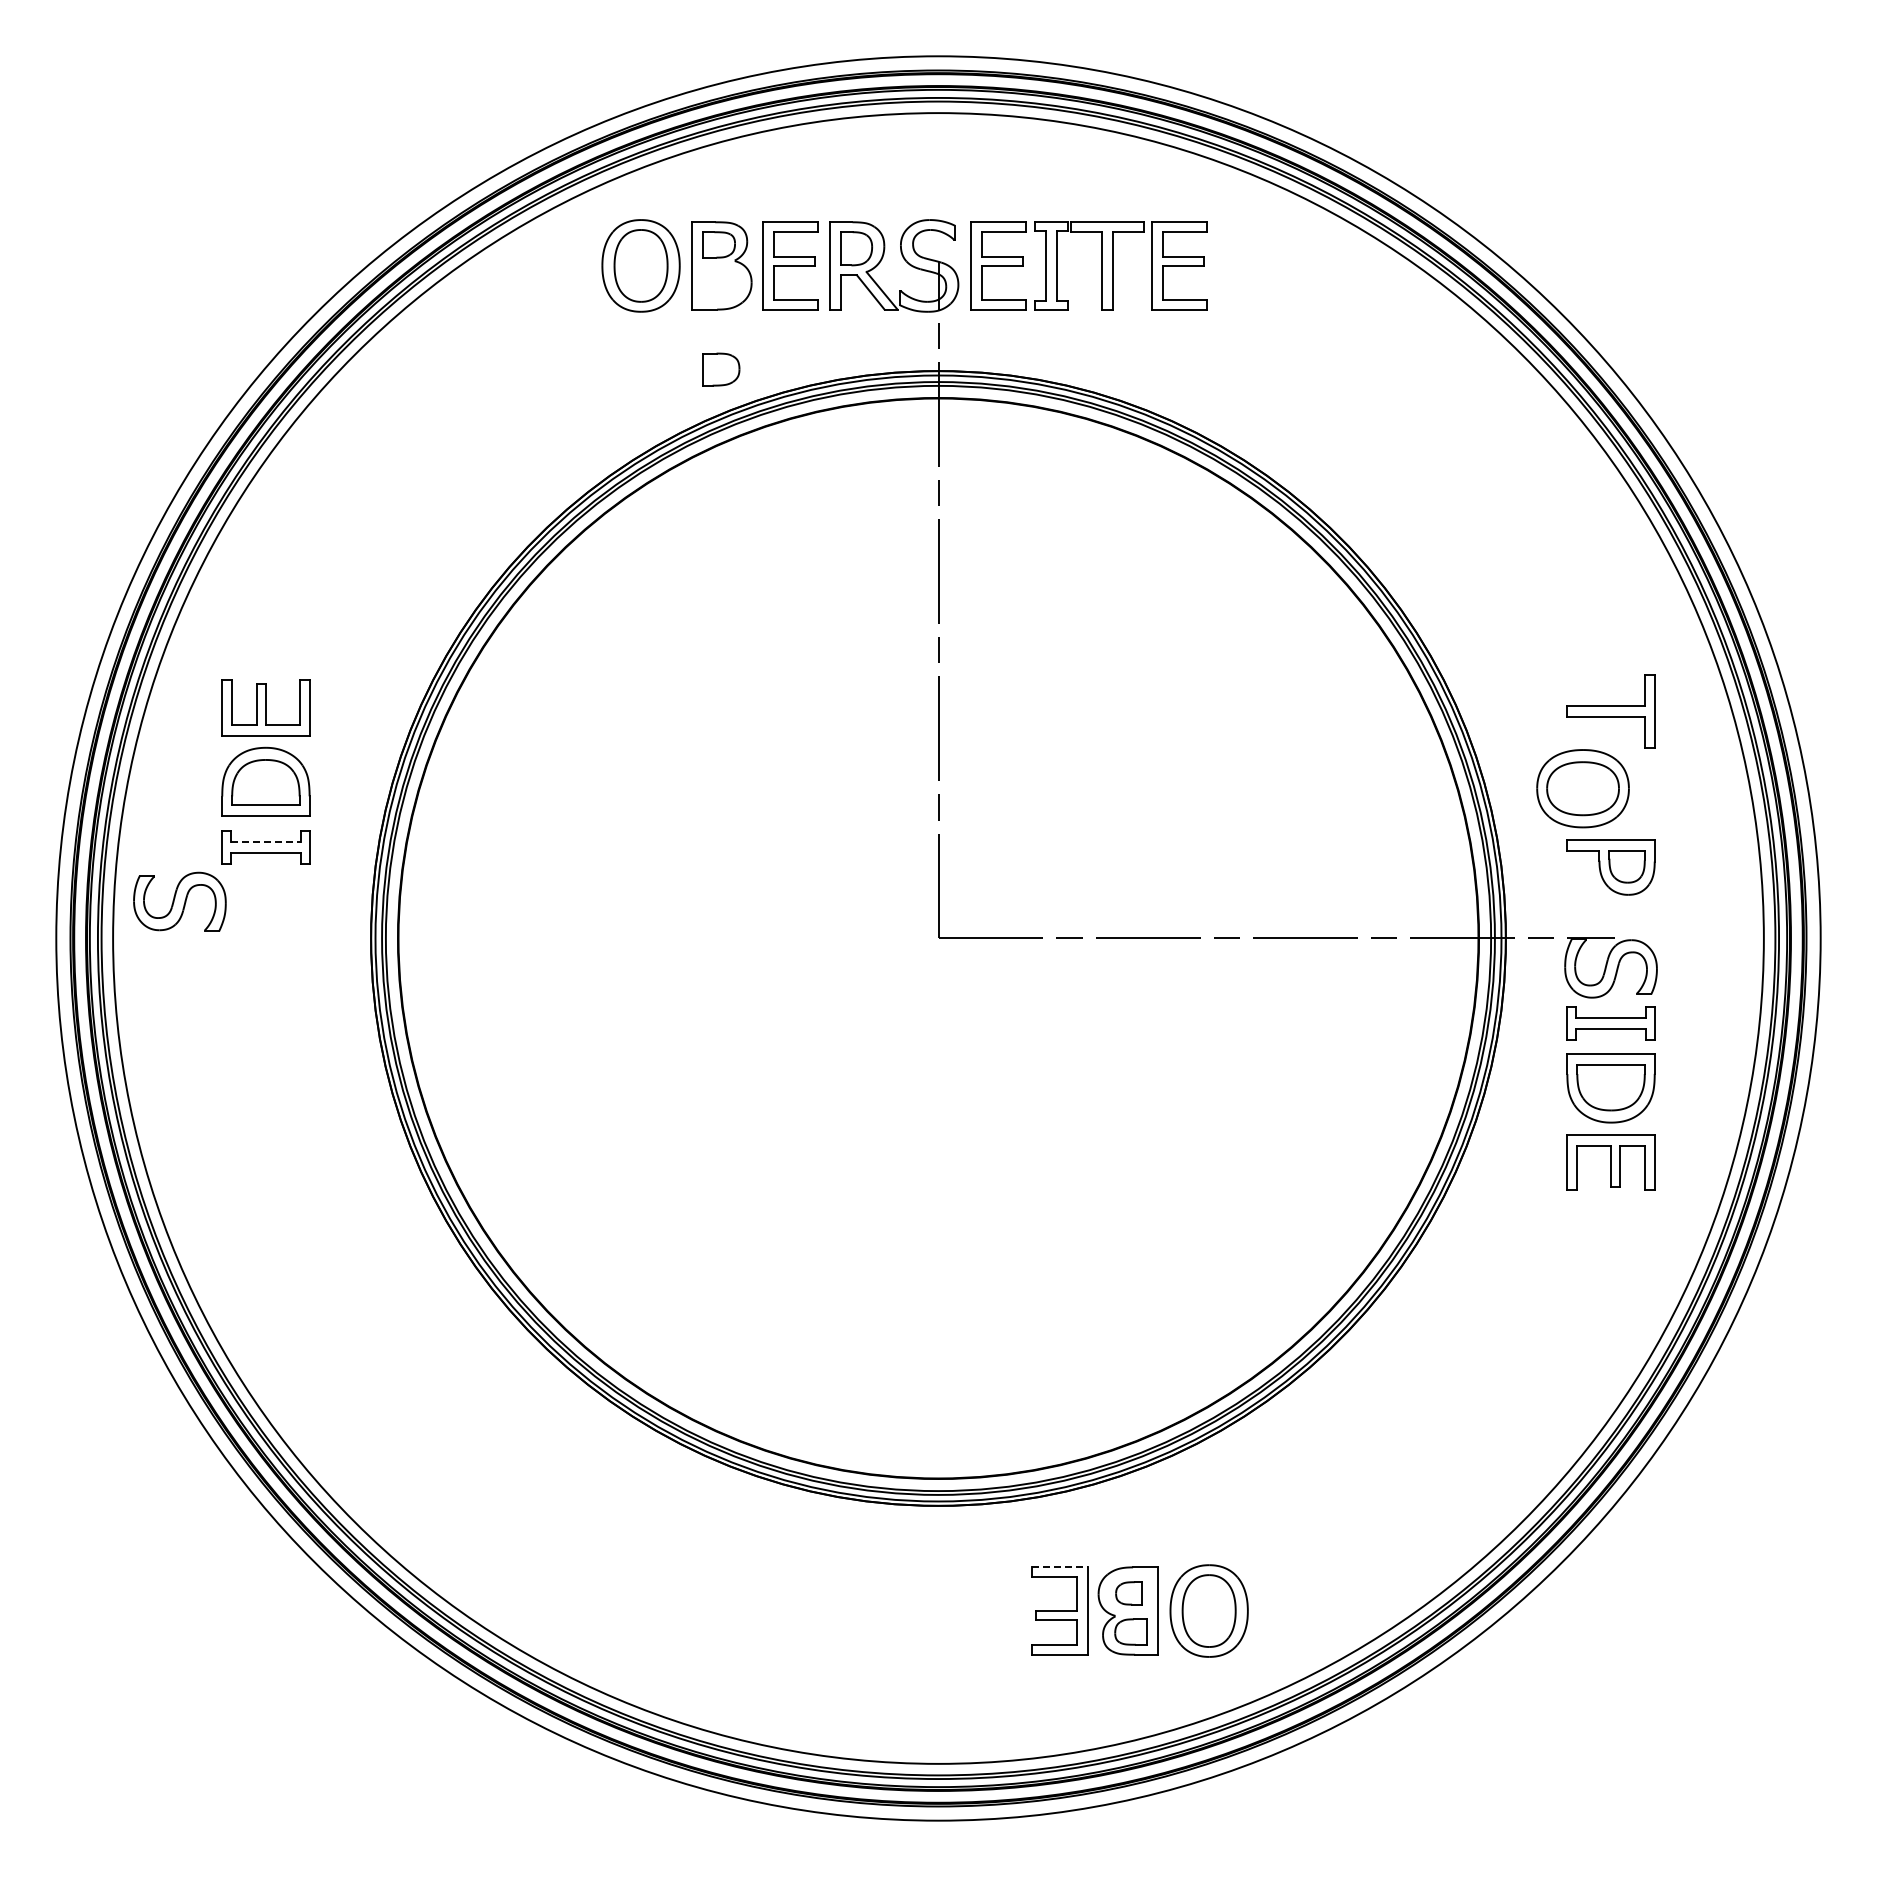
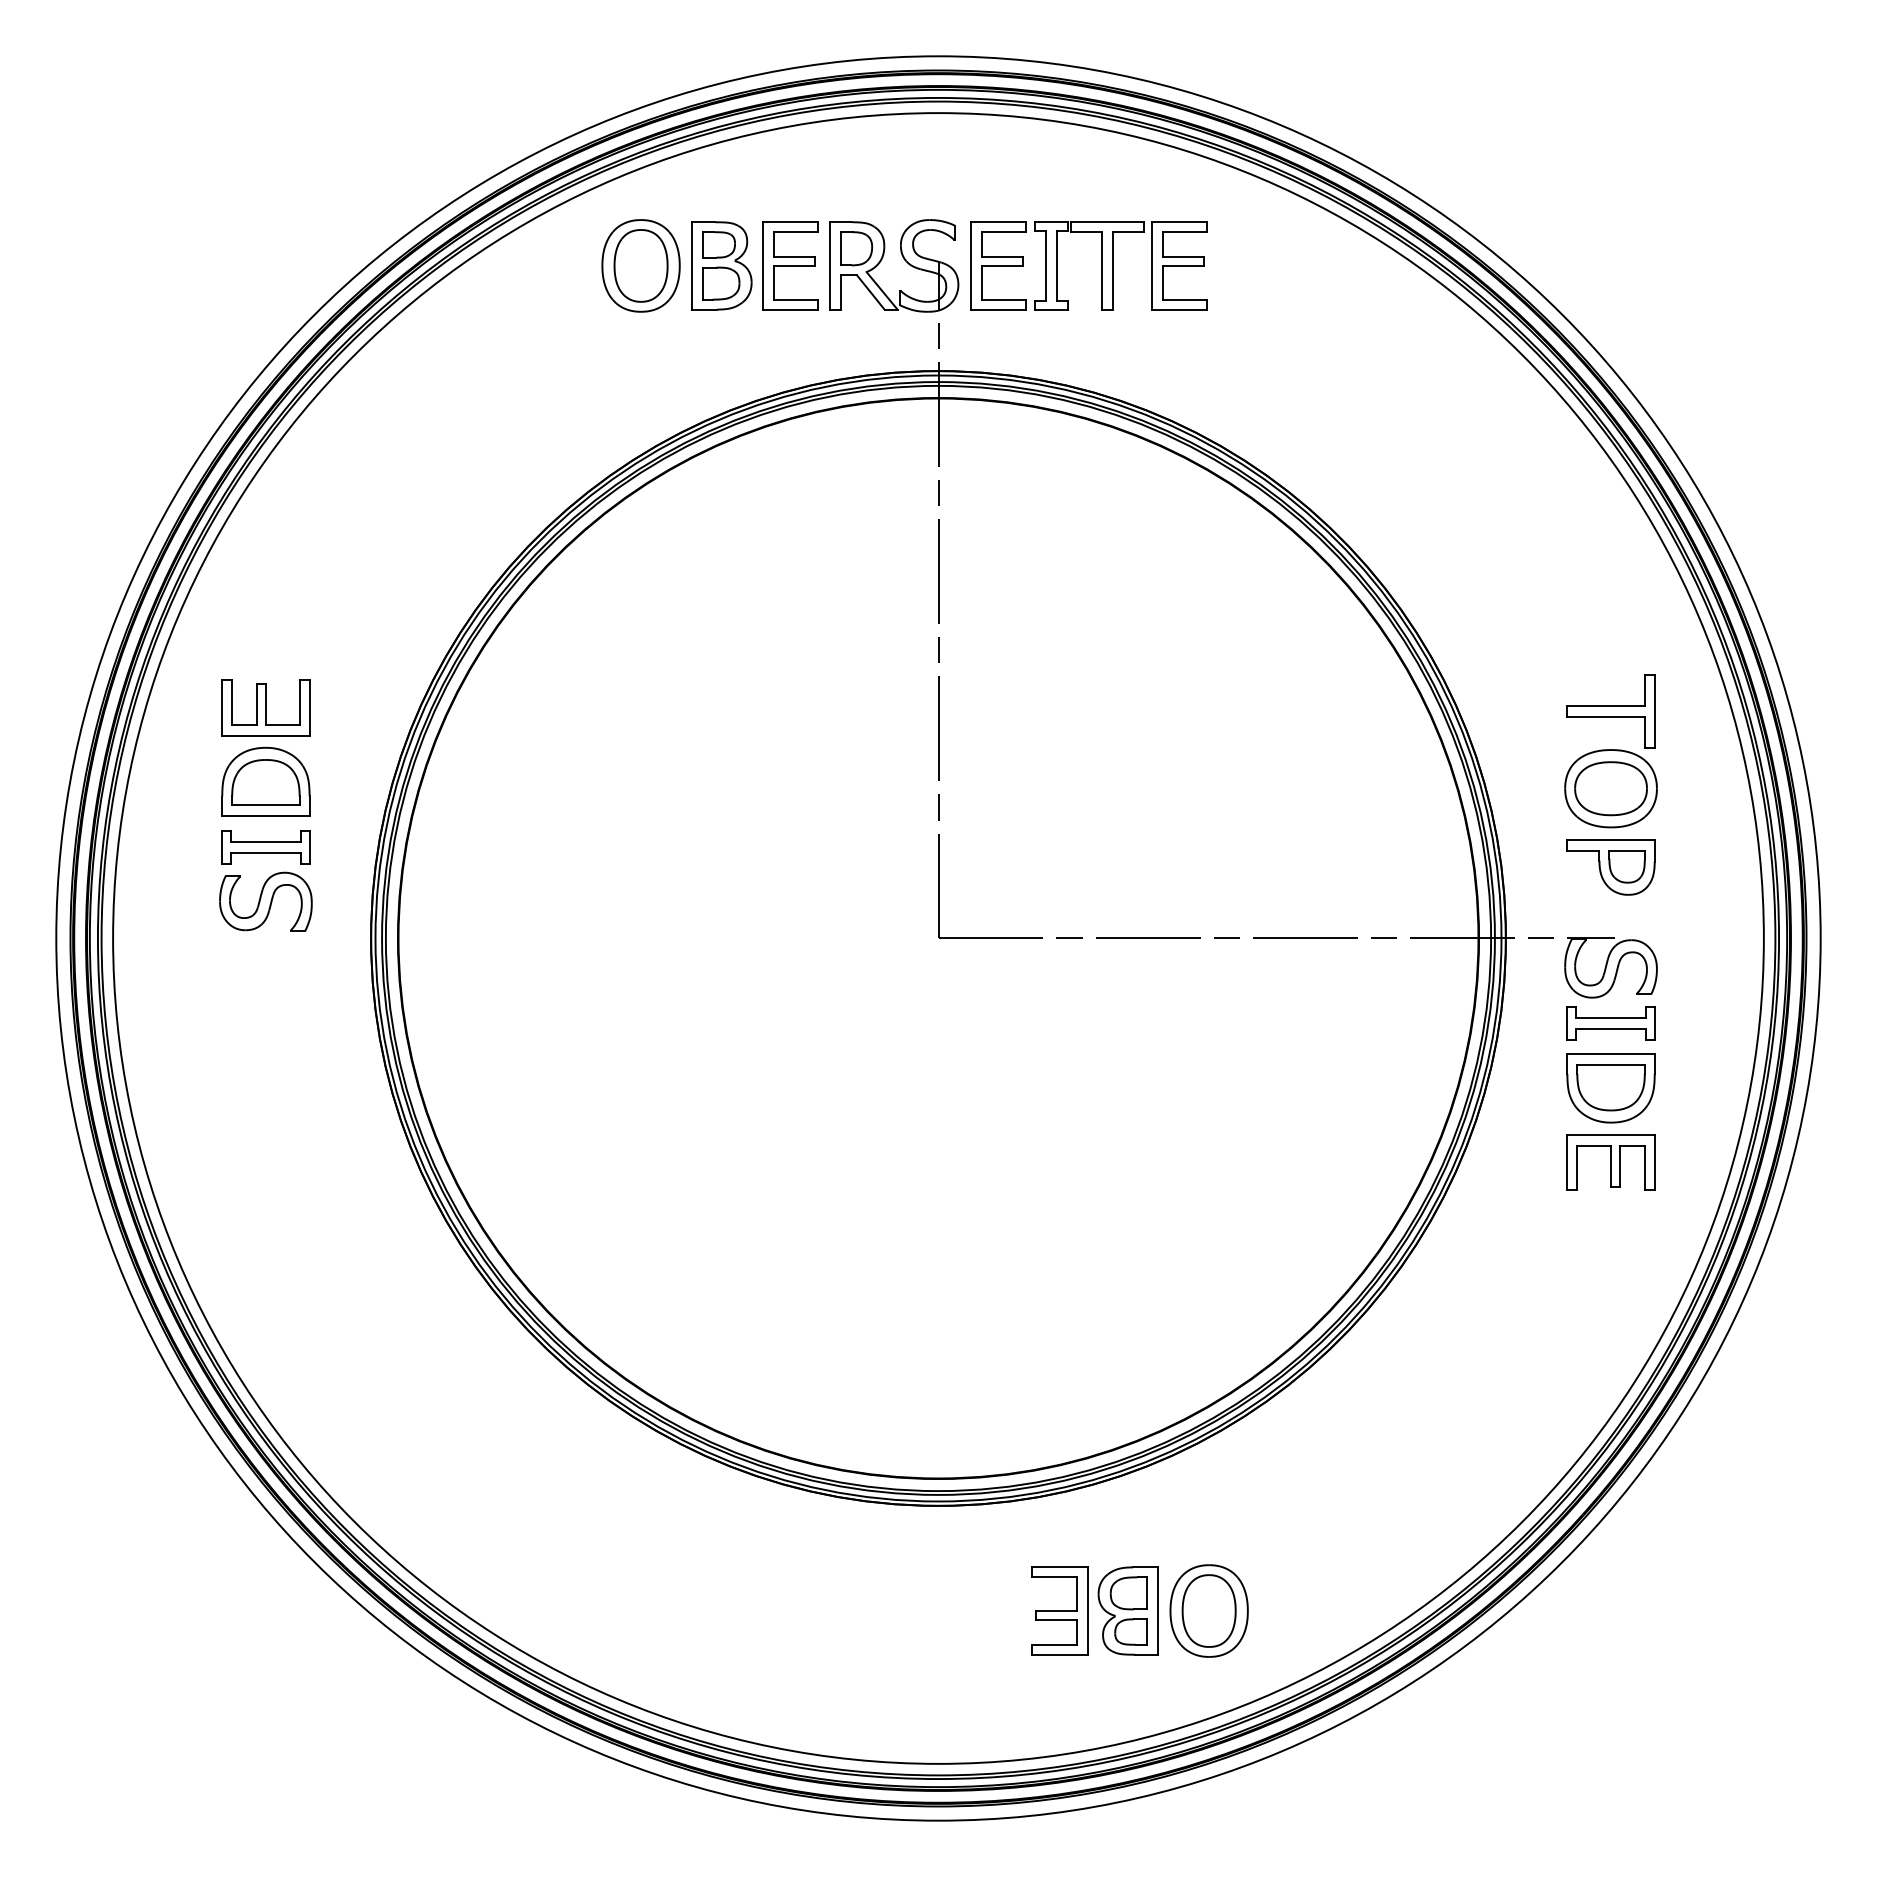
part position: (721, 369) -> (721, 283) (721, 283)
part position: (1582, 788) -> (1610, 788) (1610, 788)
line: dashed -> solid (265, 841)
part position: (179, 901) -> (265, 901) (265, 901)
line: dashed -> solid (1059, 1567)
part size: 28x25 px -> 39x35 px (1128, 1593)
